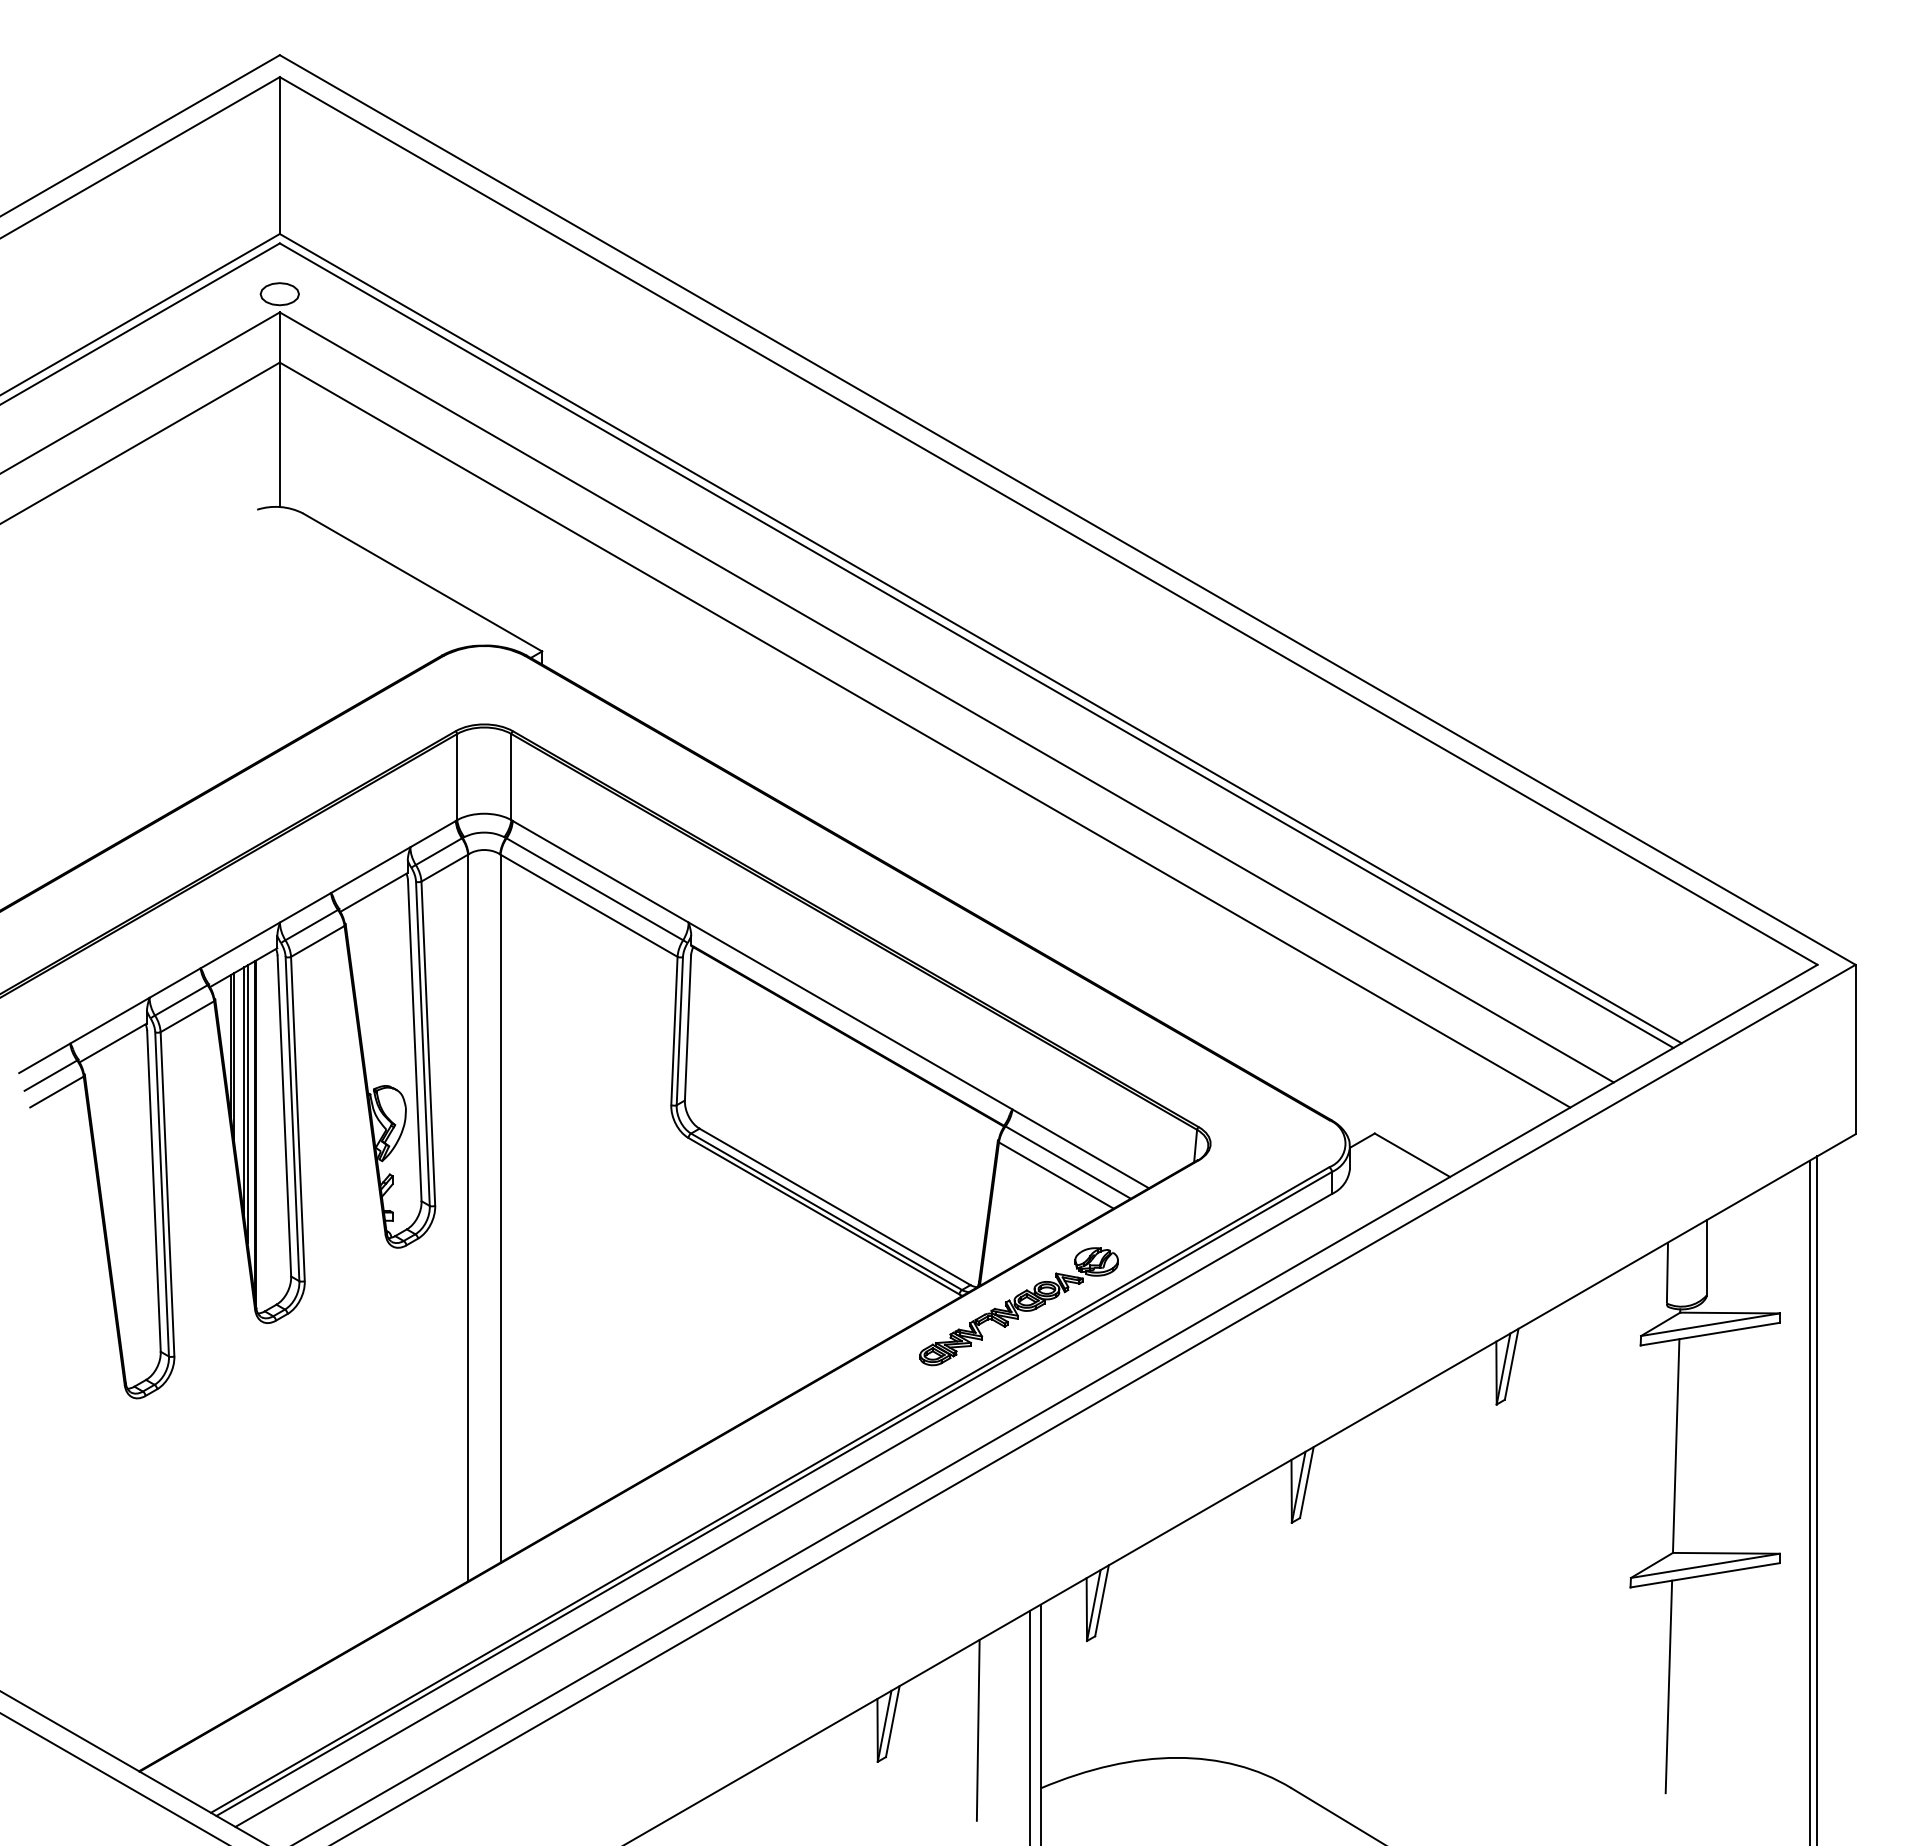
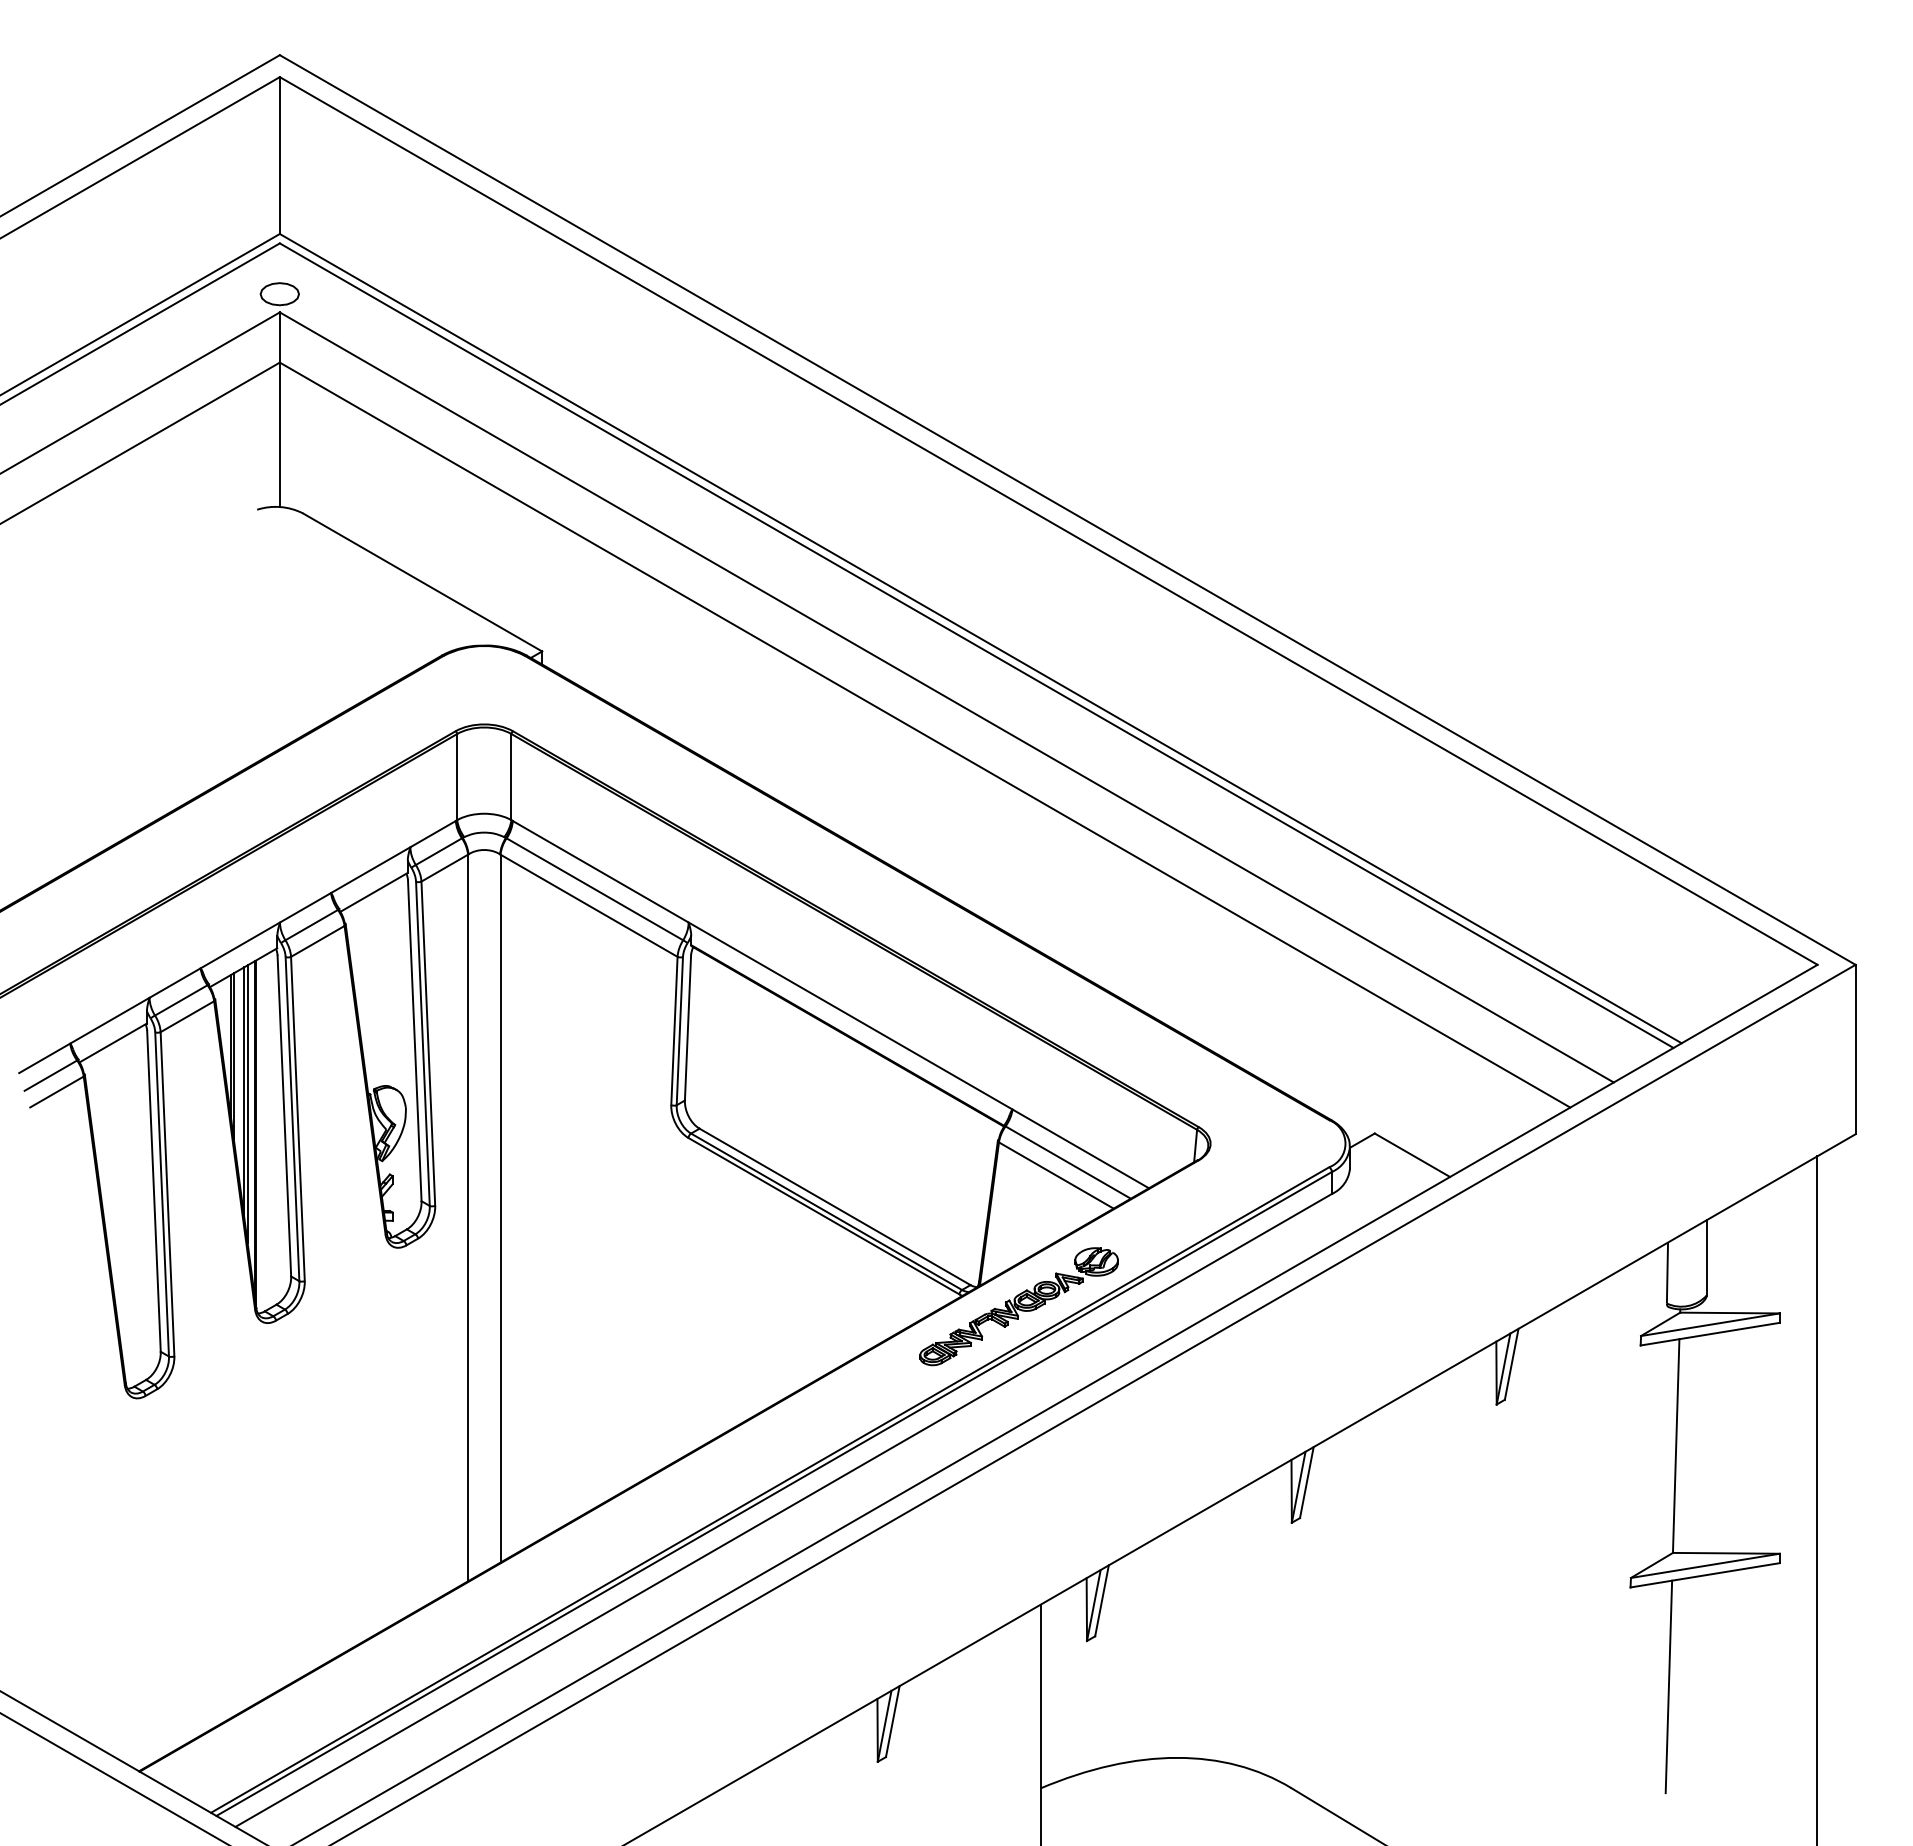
line: present -> none (1809, 1501)
line: present -> none (1029, 1726)
line: present -> none (977, 1729)
